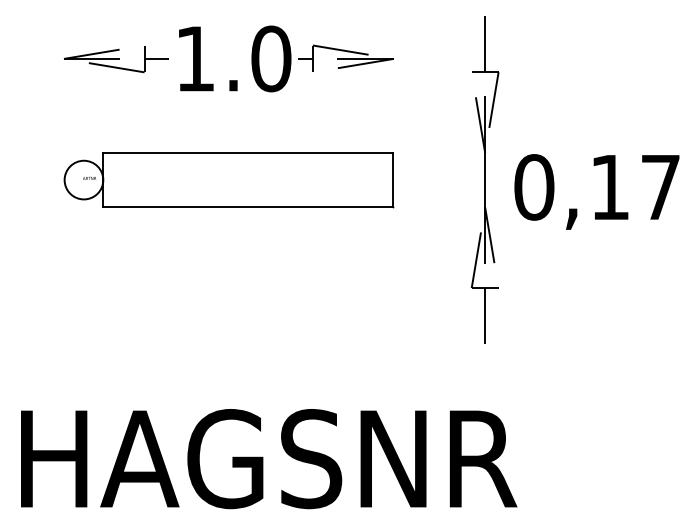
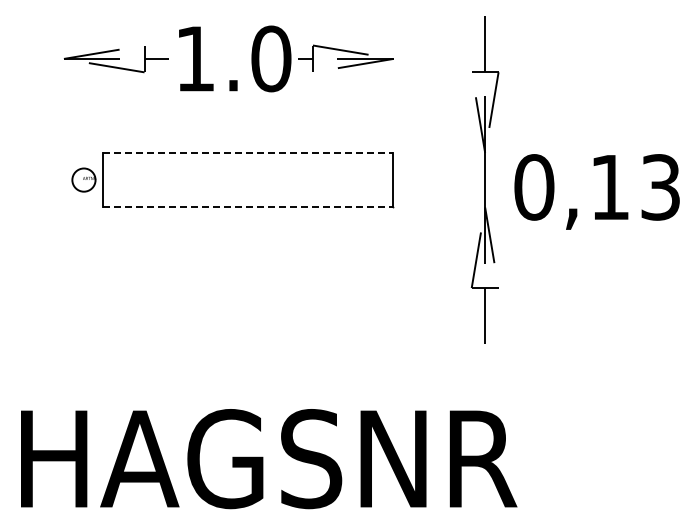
line: solid -> dashed (248, 152)
circle diameter: 39 px -> 23 px (83, 179)
text: 0,17 -> 0,13 (660, 187)
line: solid -> dashed (248, 207)
